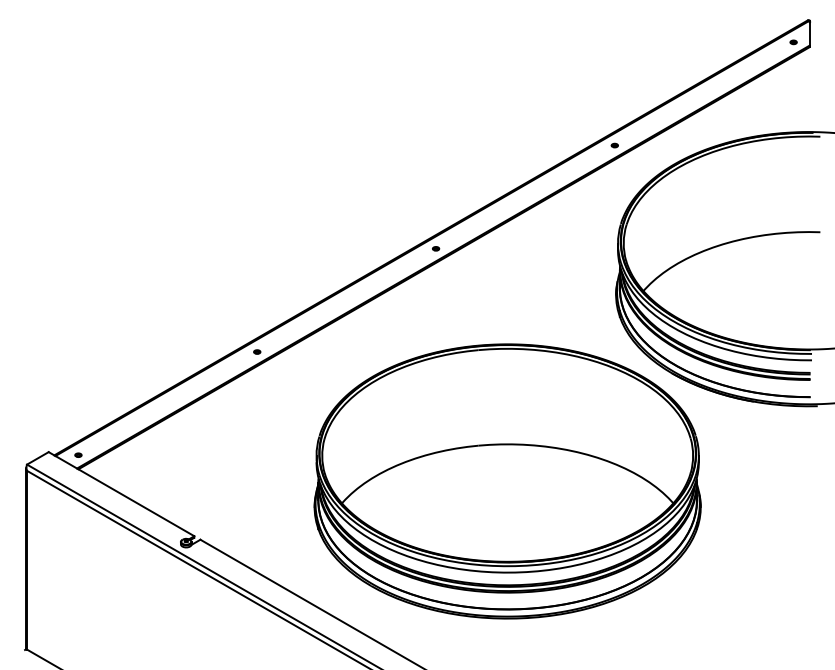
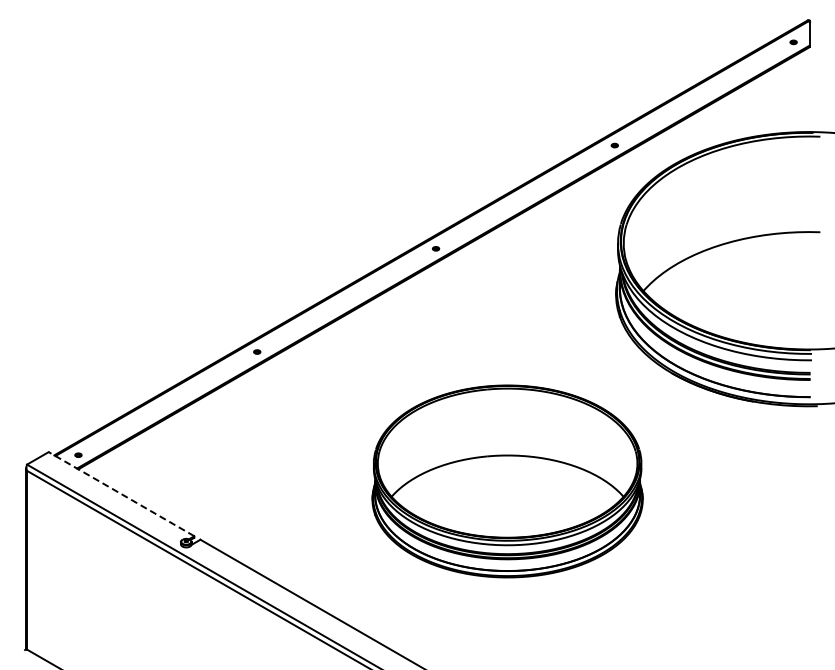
part size: 389x277 px -> 273x195 px (507, 481)
line: solid -> dashed (121, 493)
